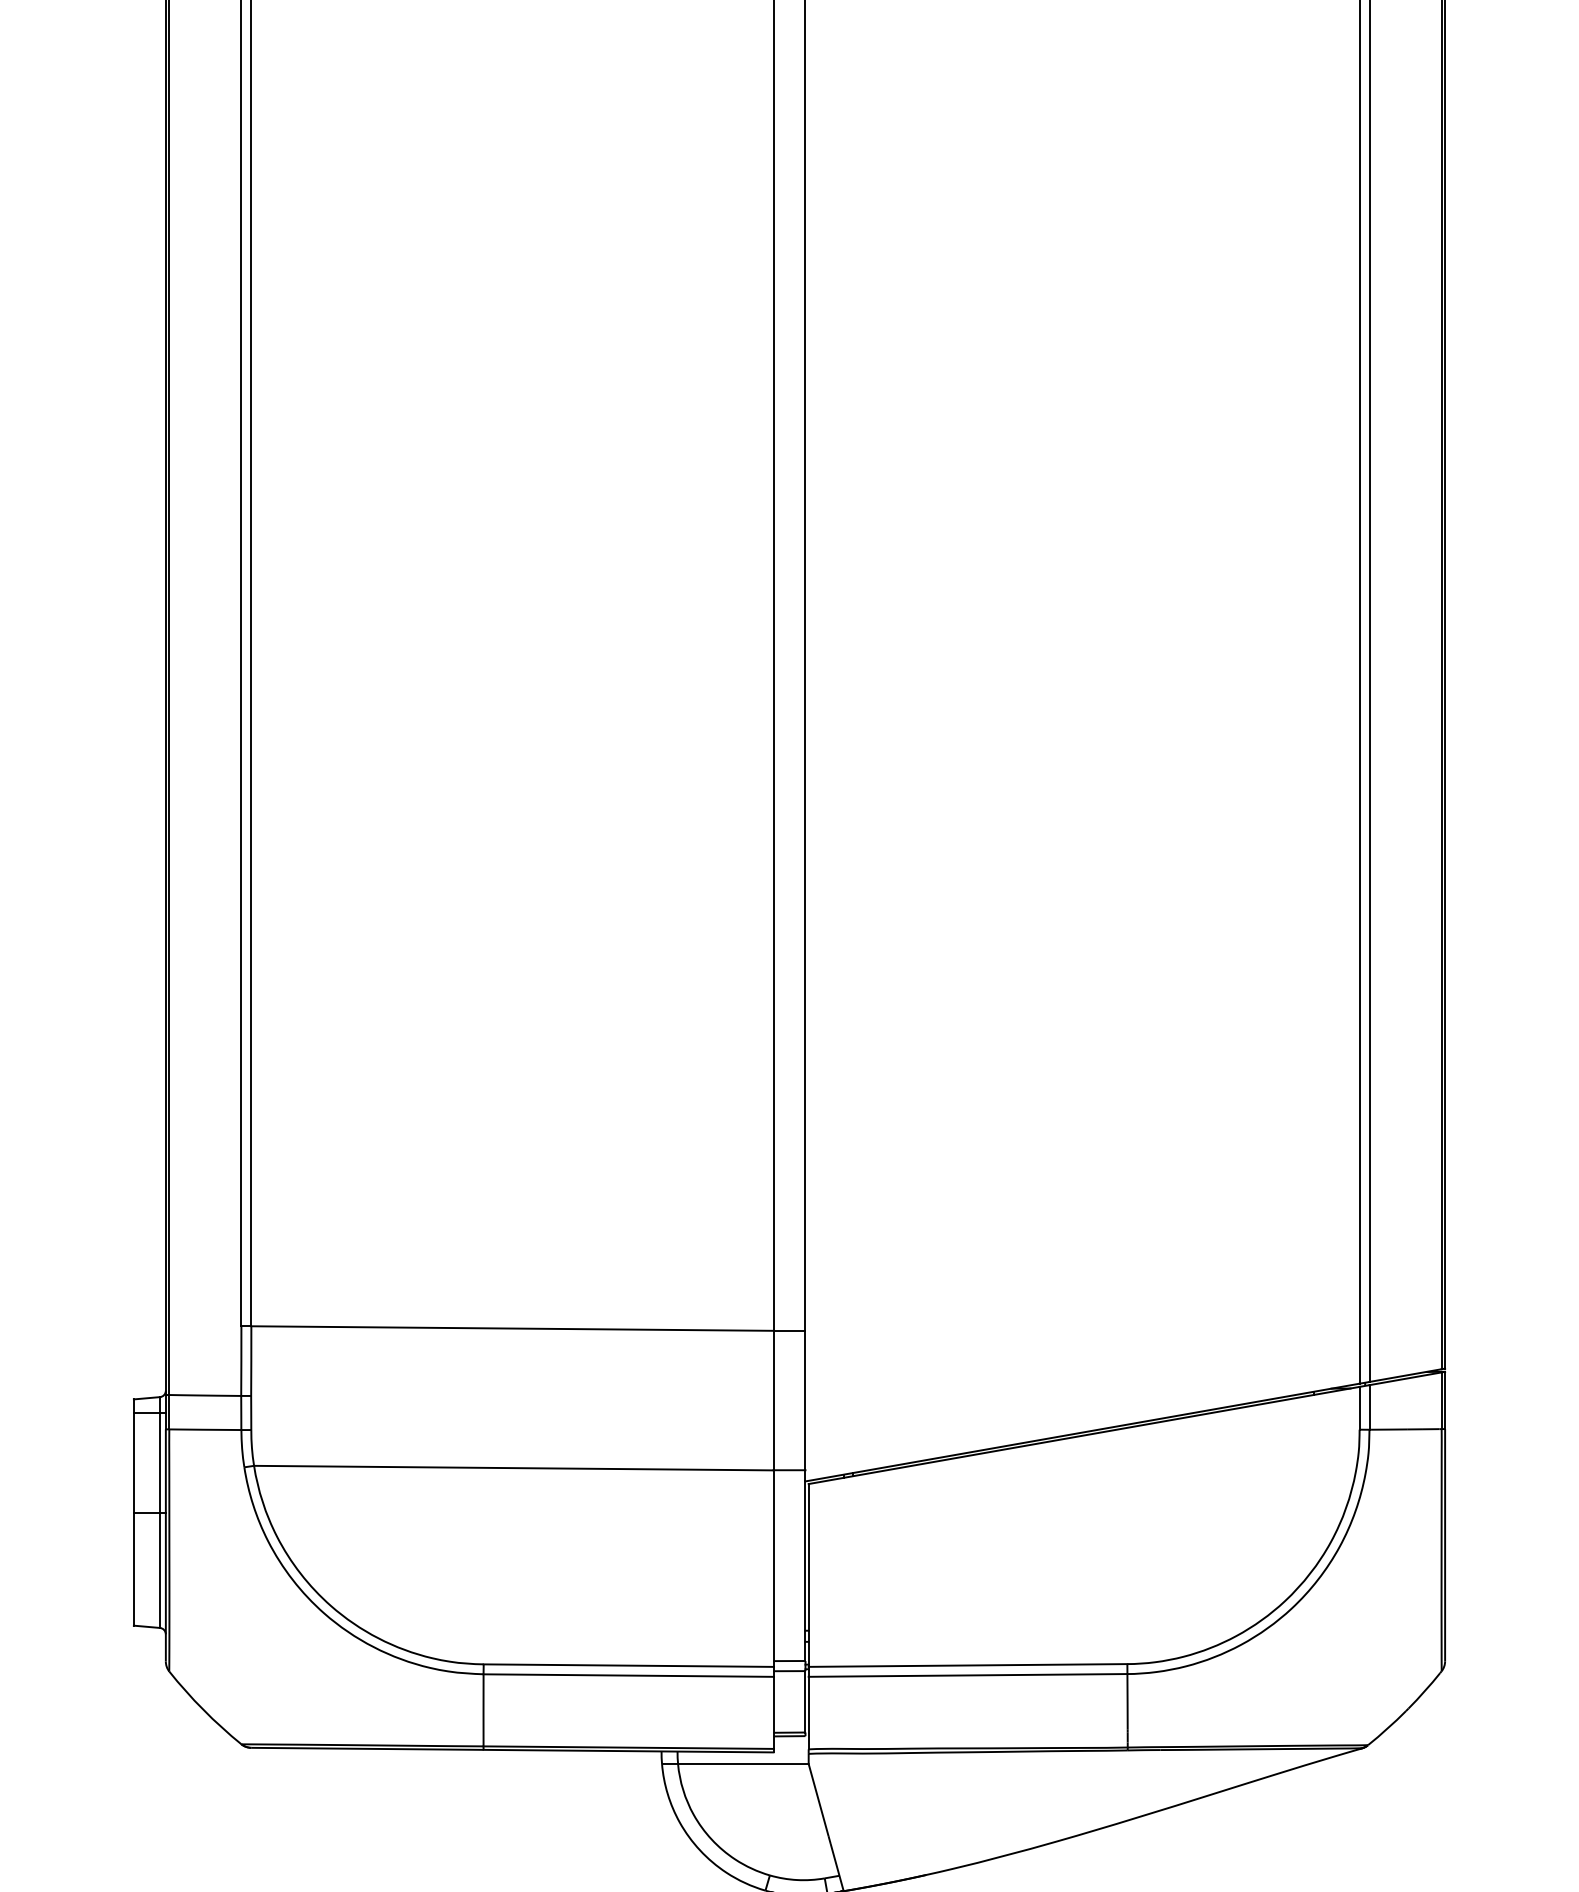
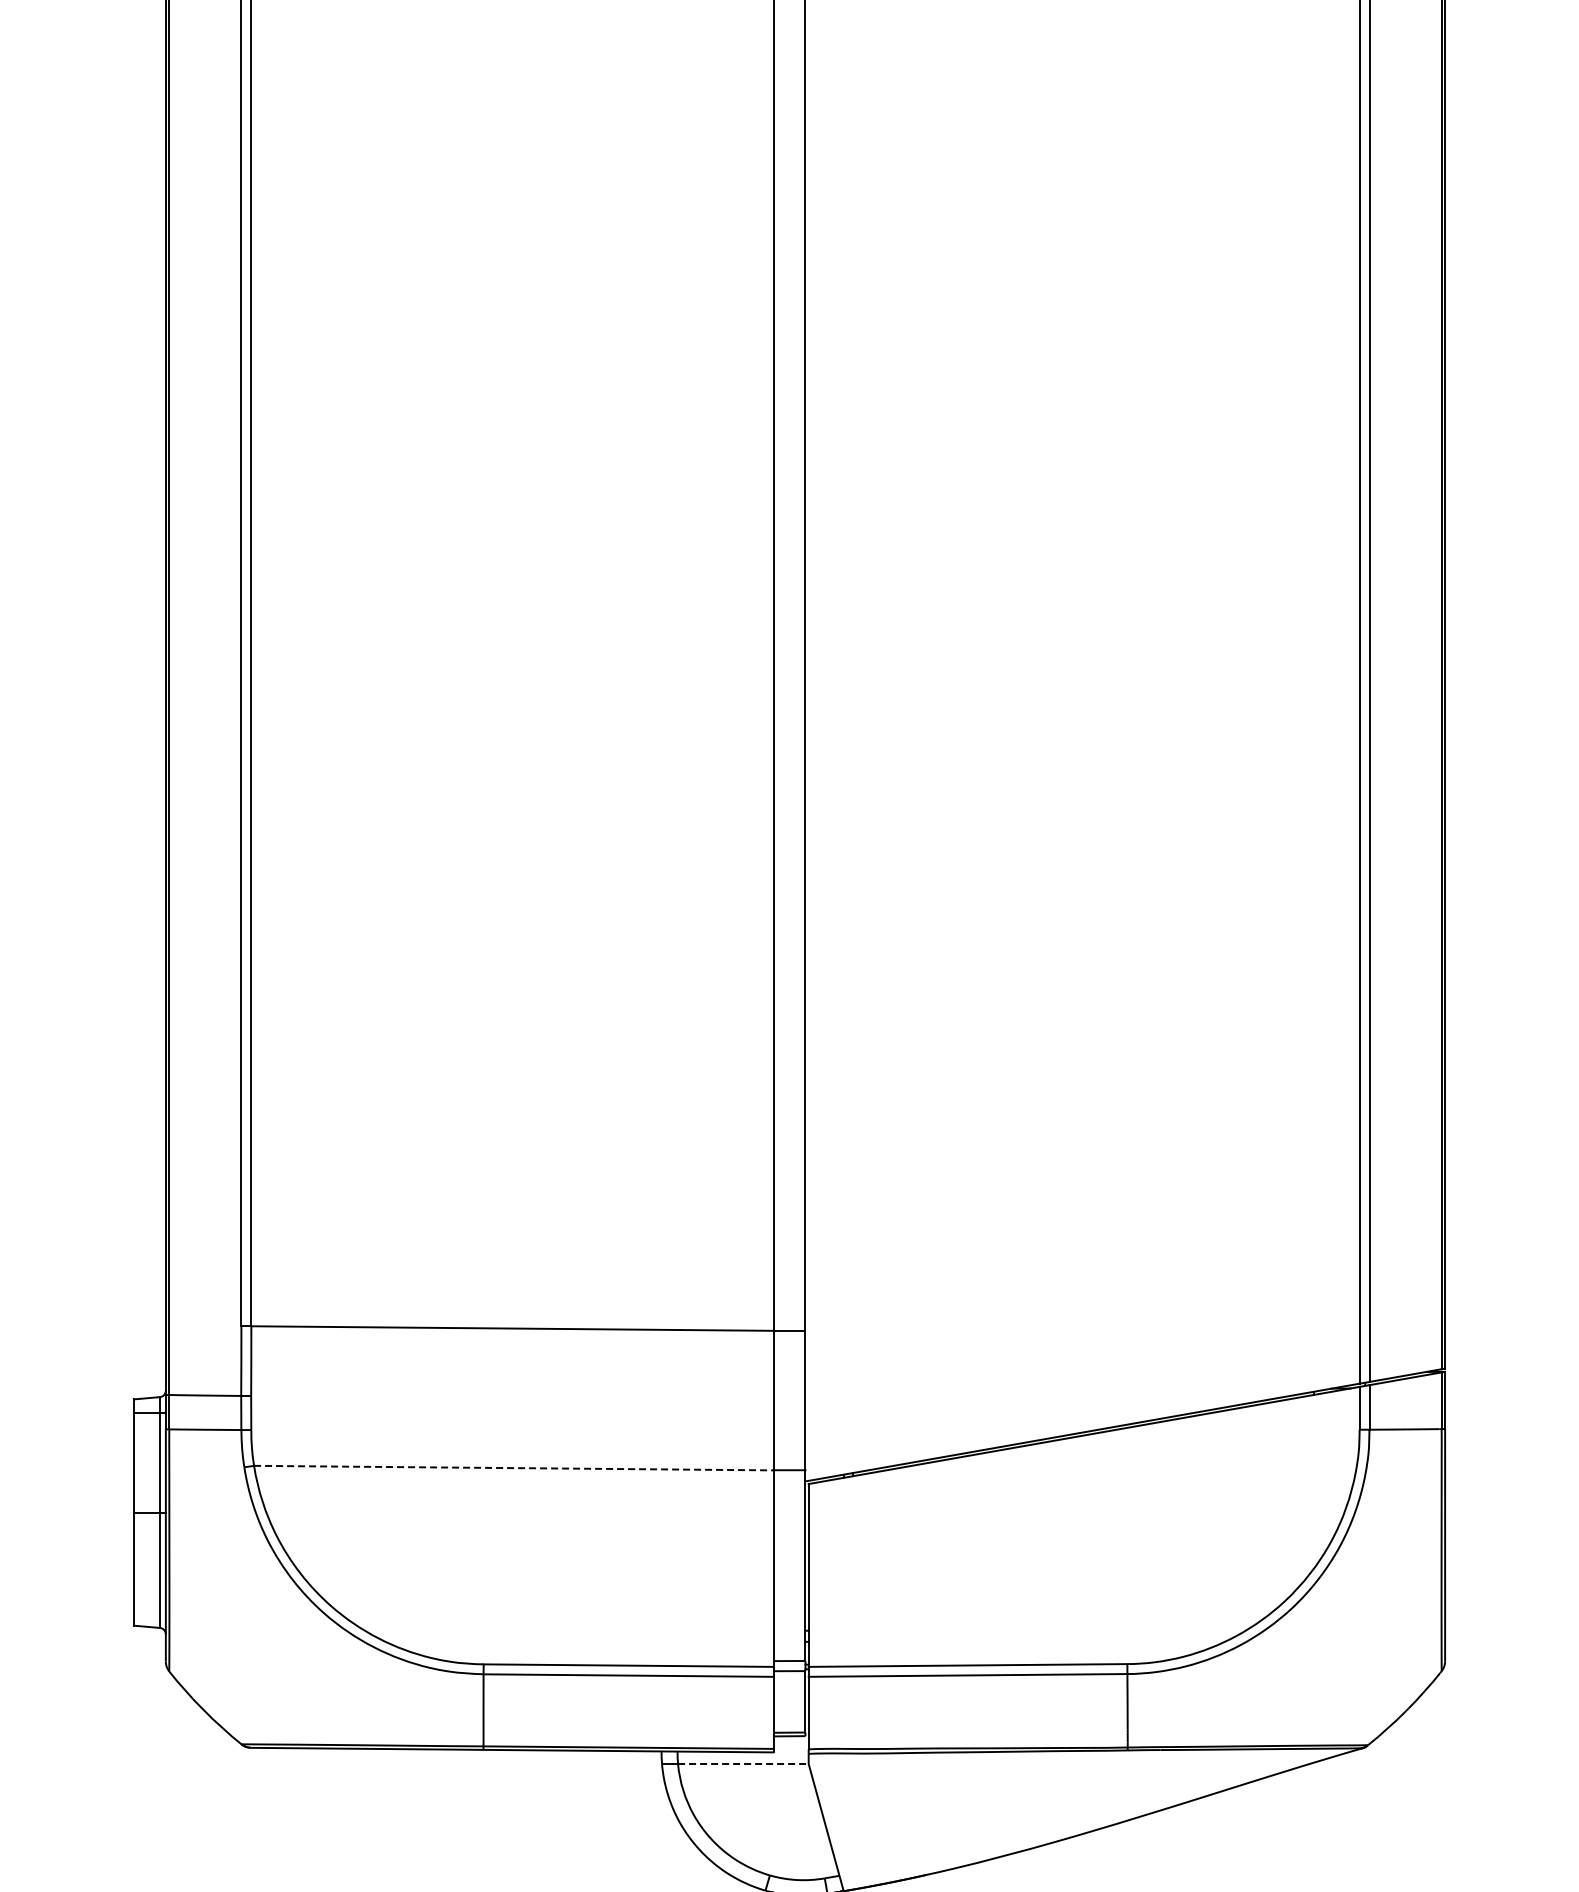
line: solid -> dashed (513, 1468)
line: solid -> dashed (743, 1764)
